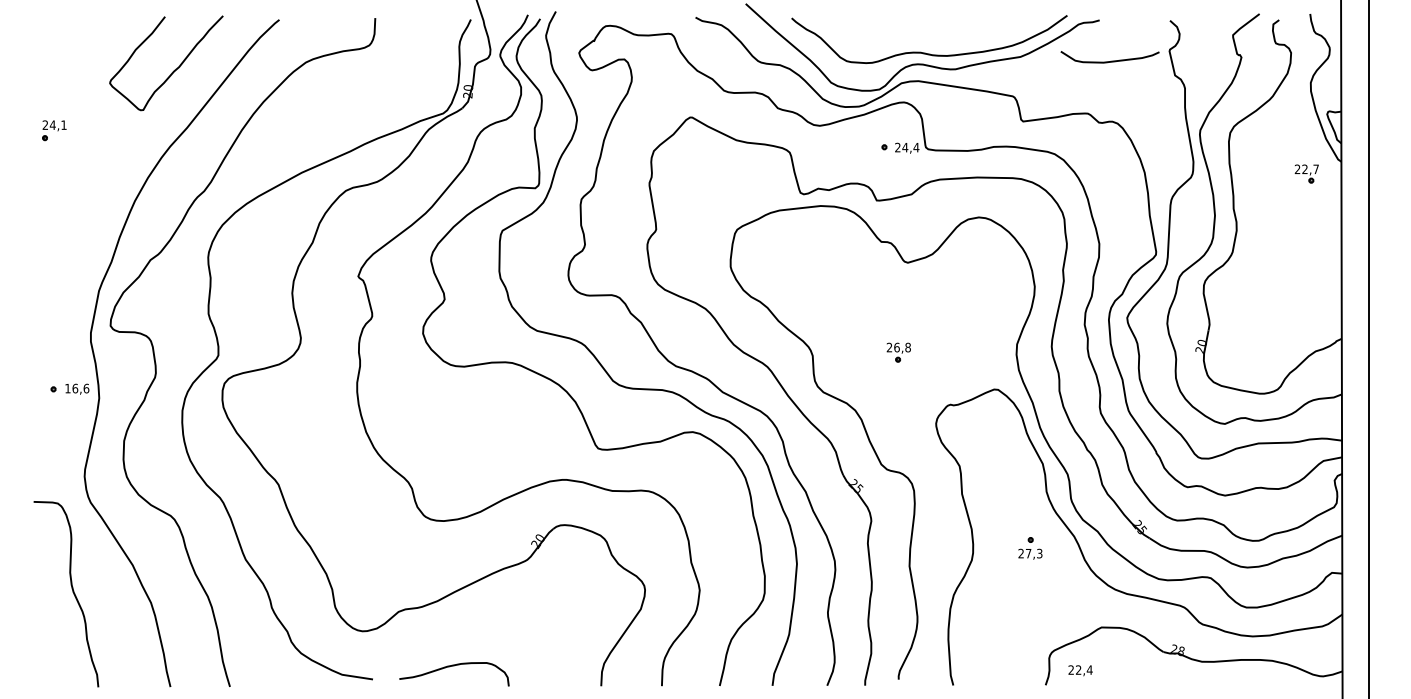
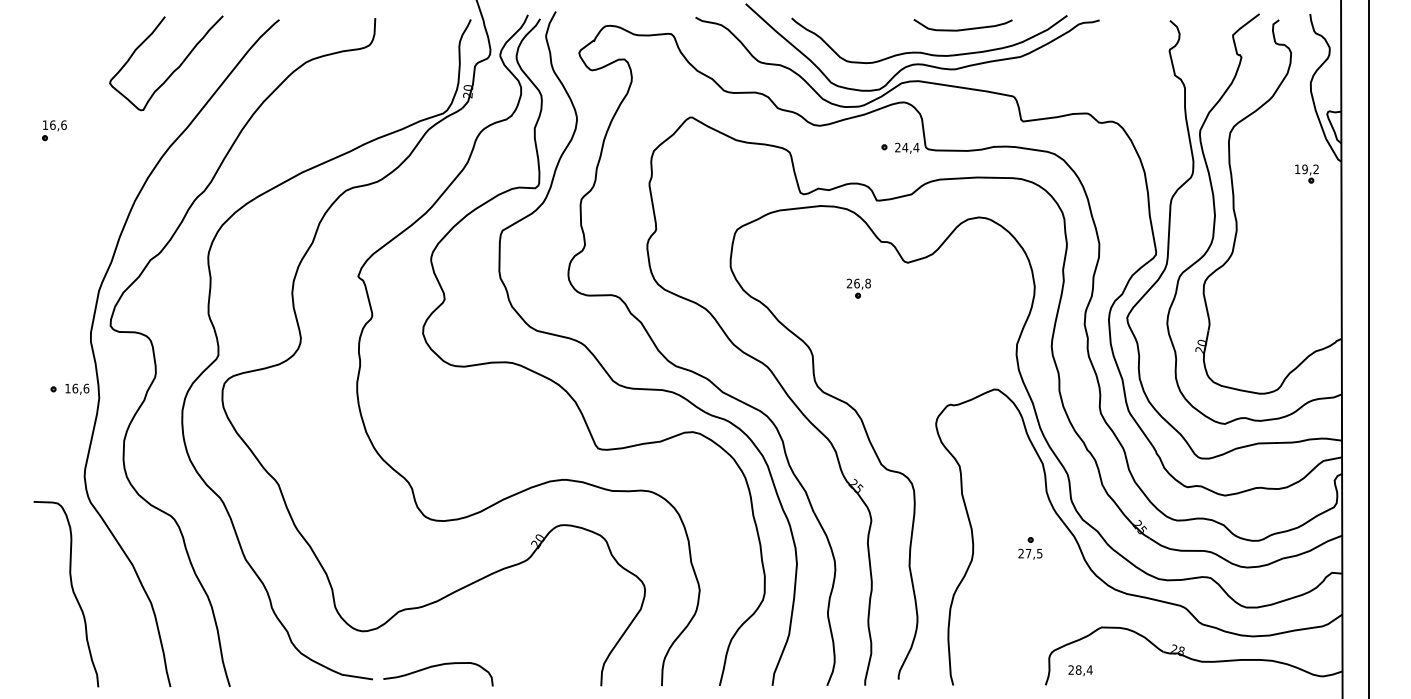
curve position: (1111, 60) -> (964, 28) (964, 28)
text: 24,1 -> 16,6 (54, 124)
text: 22,7 -> 19,2 (1306, 169)
part position: (898, 352) -> (858, 288) (858, 288)
text: 27,3 -> 27,5 (1039, 552)
curve position: (454, 666) -> (438, 666) (438, 666)
text: 22,4 -> 28,4 (1078, 669)
